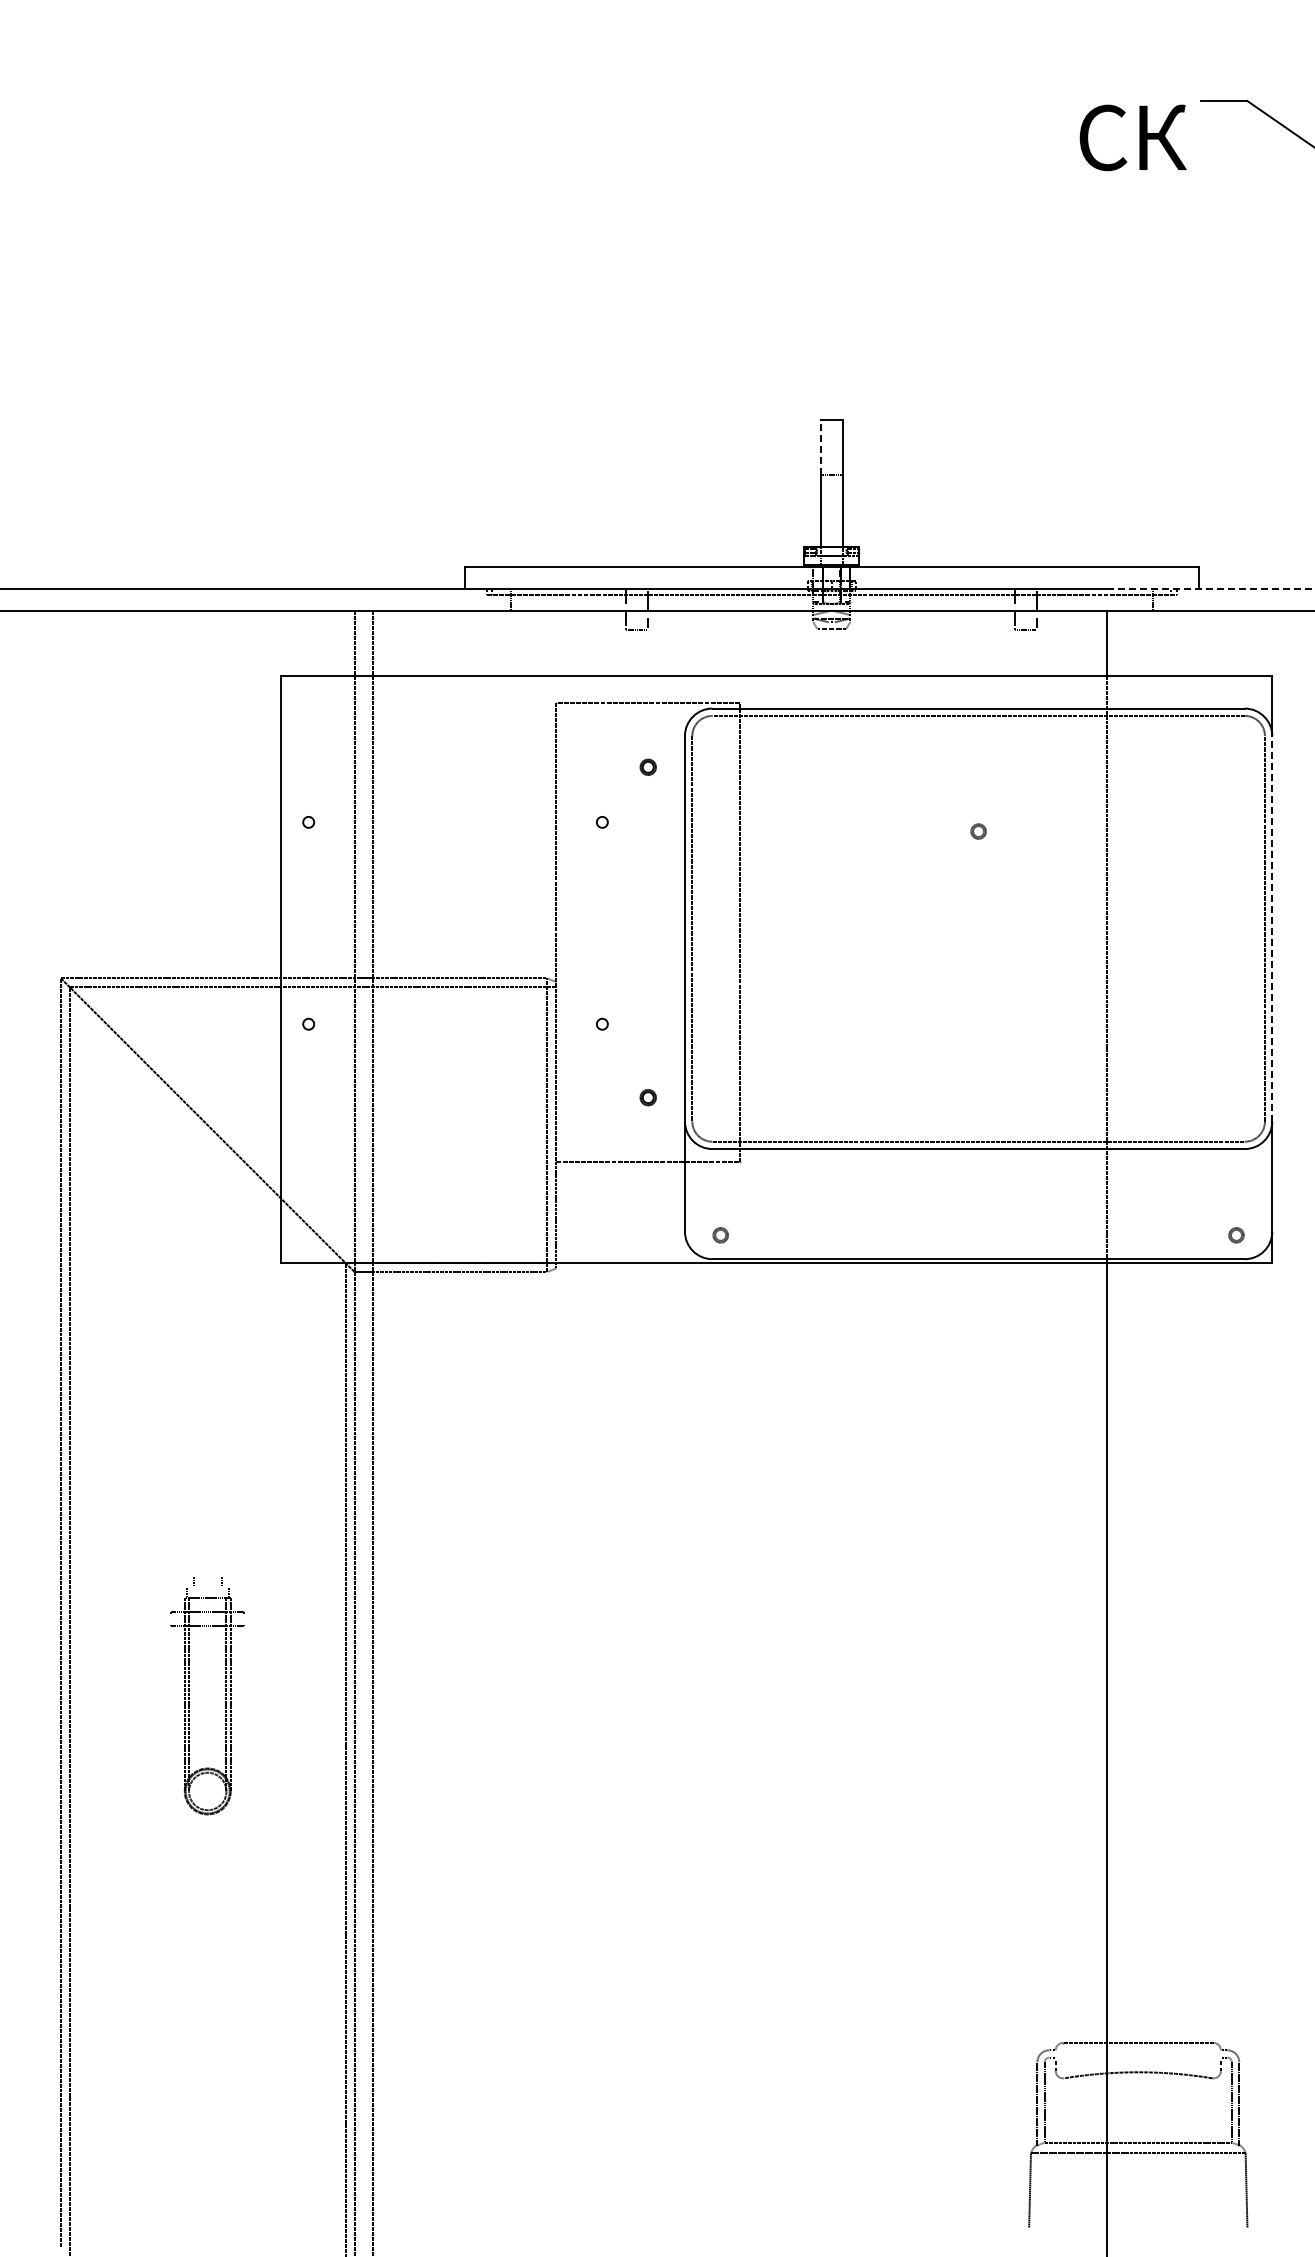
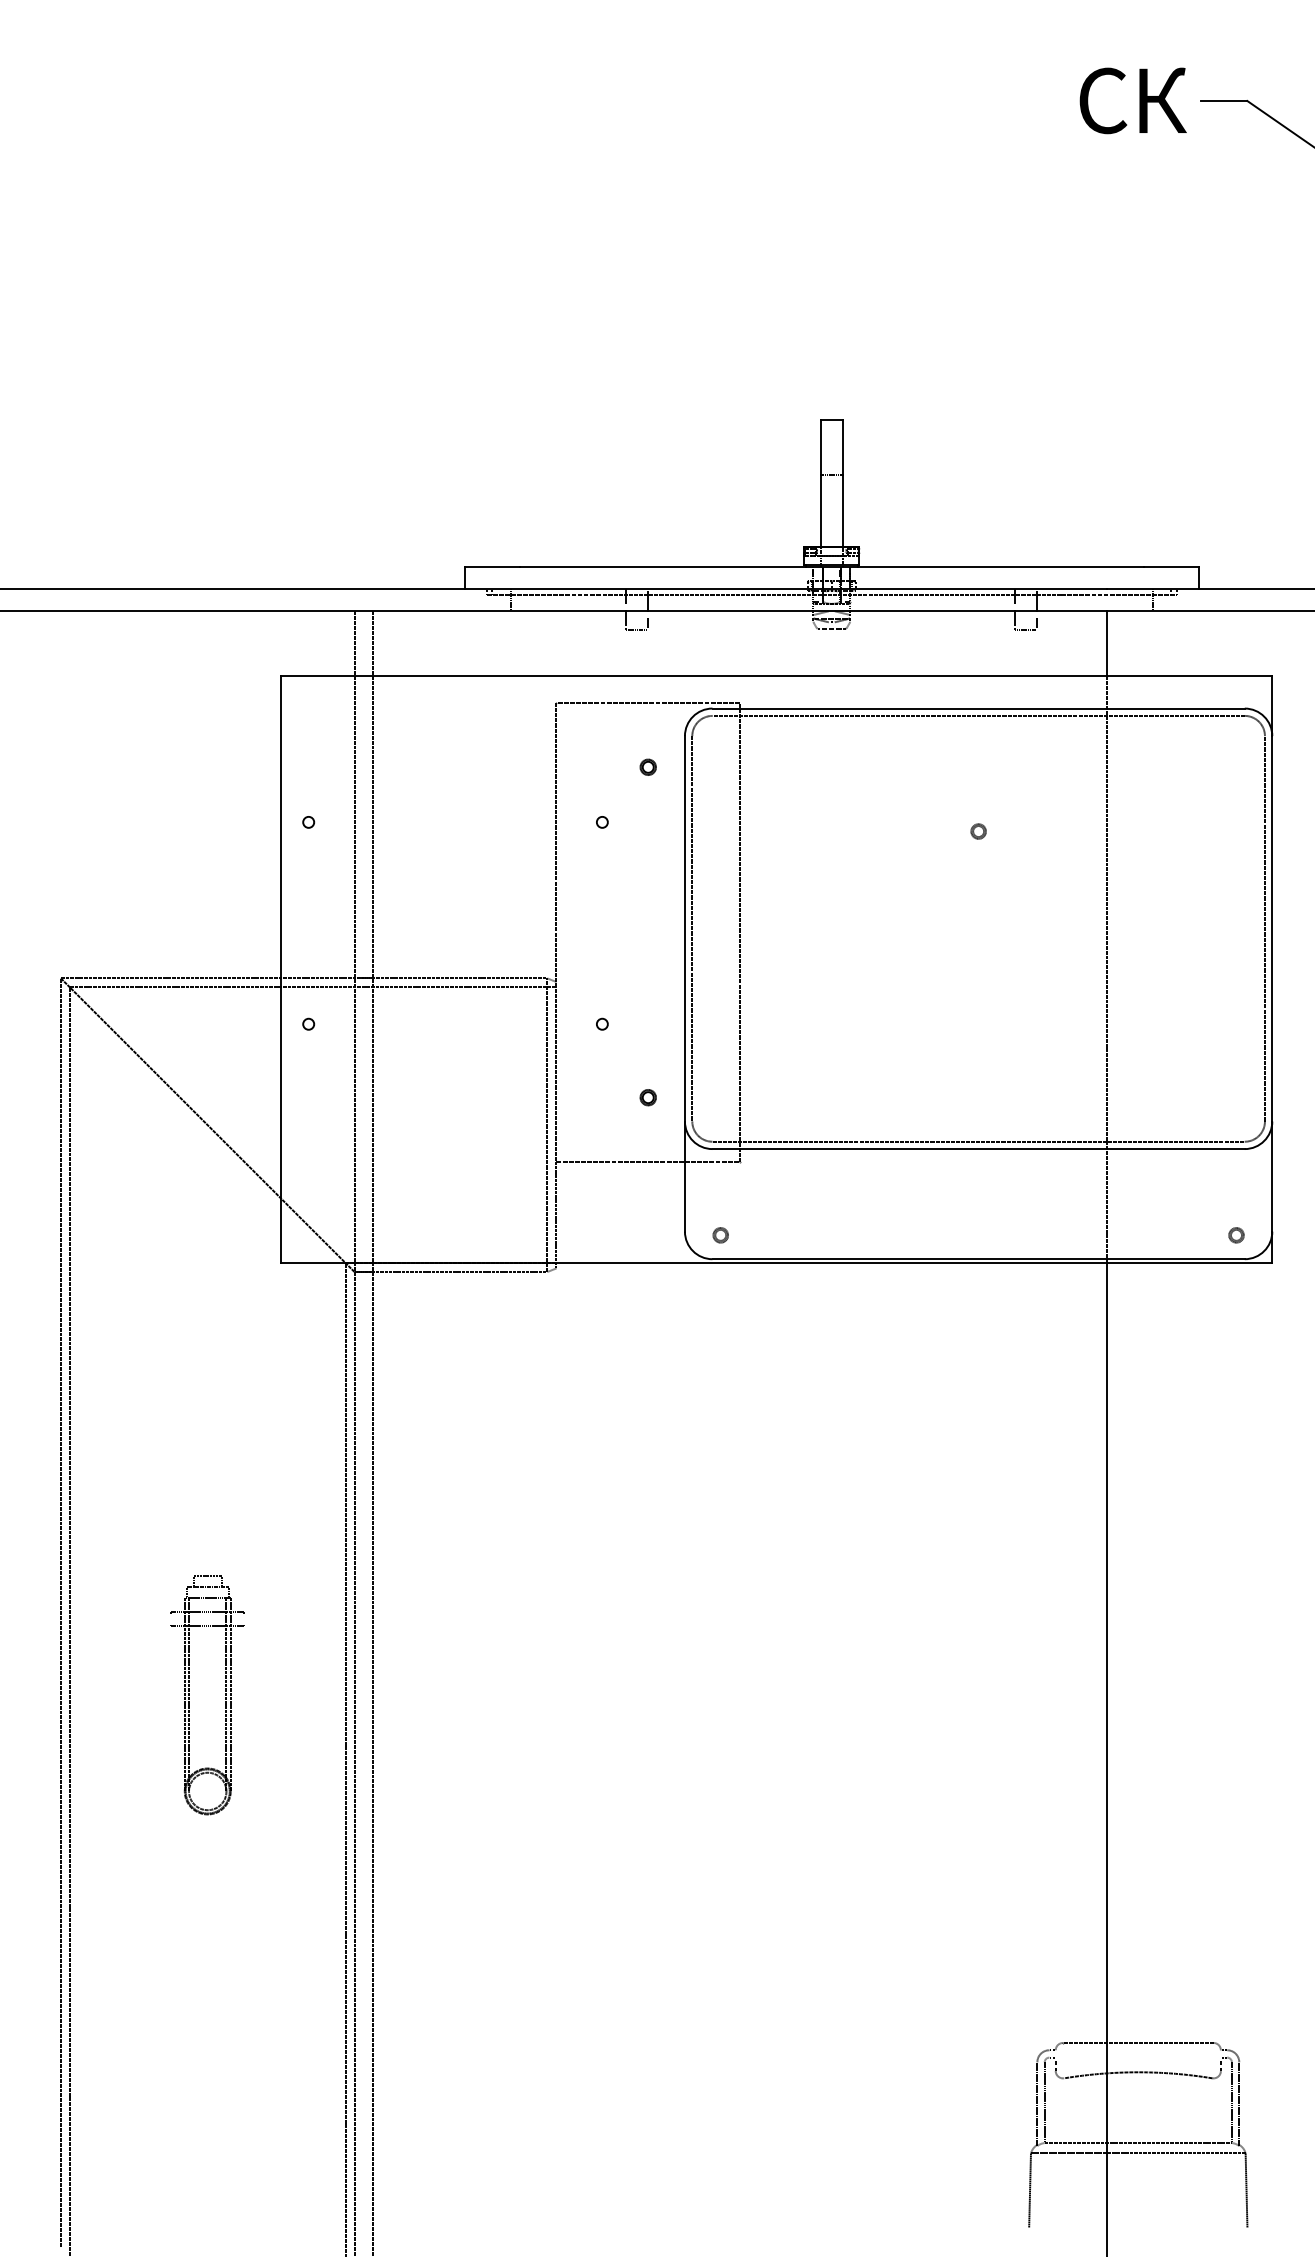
text position: (1132, 137) -> (1132, 100) (1132, 100)
line: dashed -> solid (820, 447)
line: dashed -> solid (1211, 589)
line: dashed -> solid (1272, 928)
line: none -> present (207, 1575)
line: none -> present (207, 1586)
